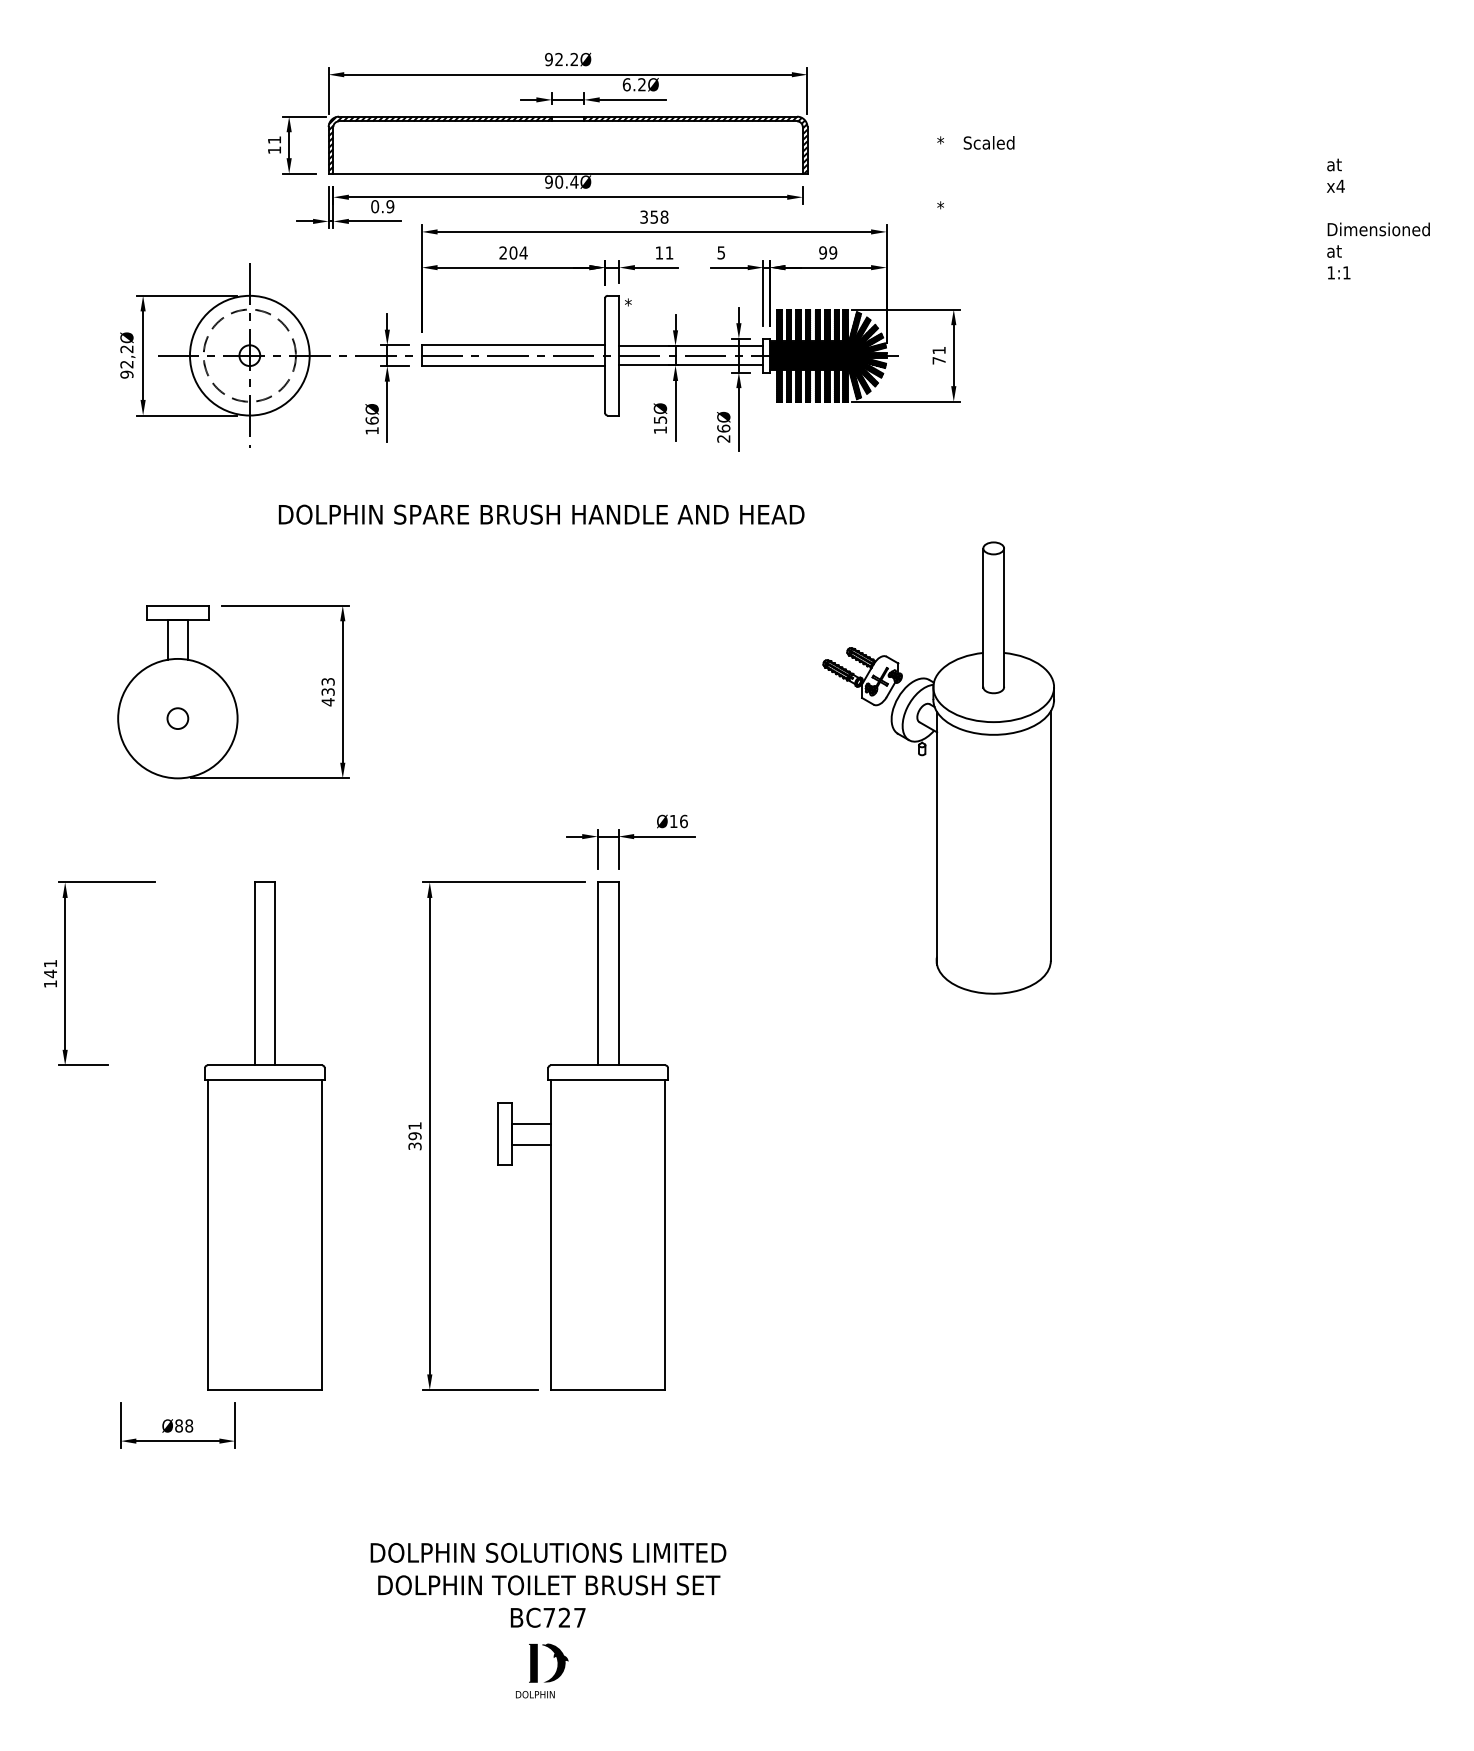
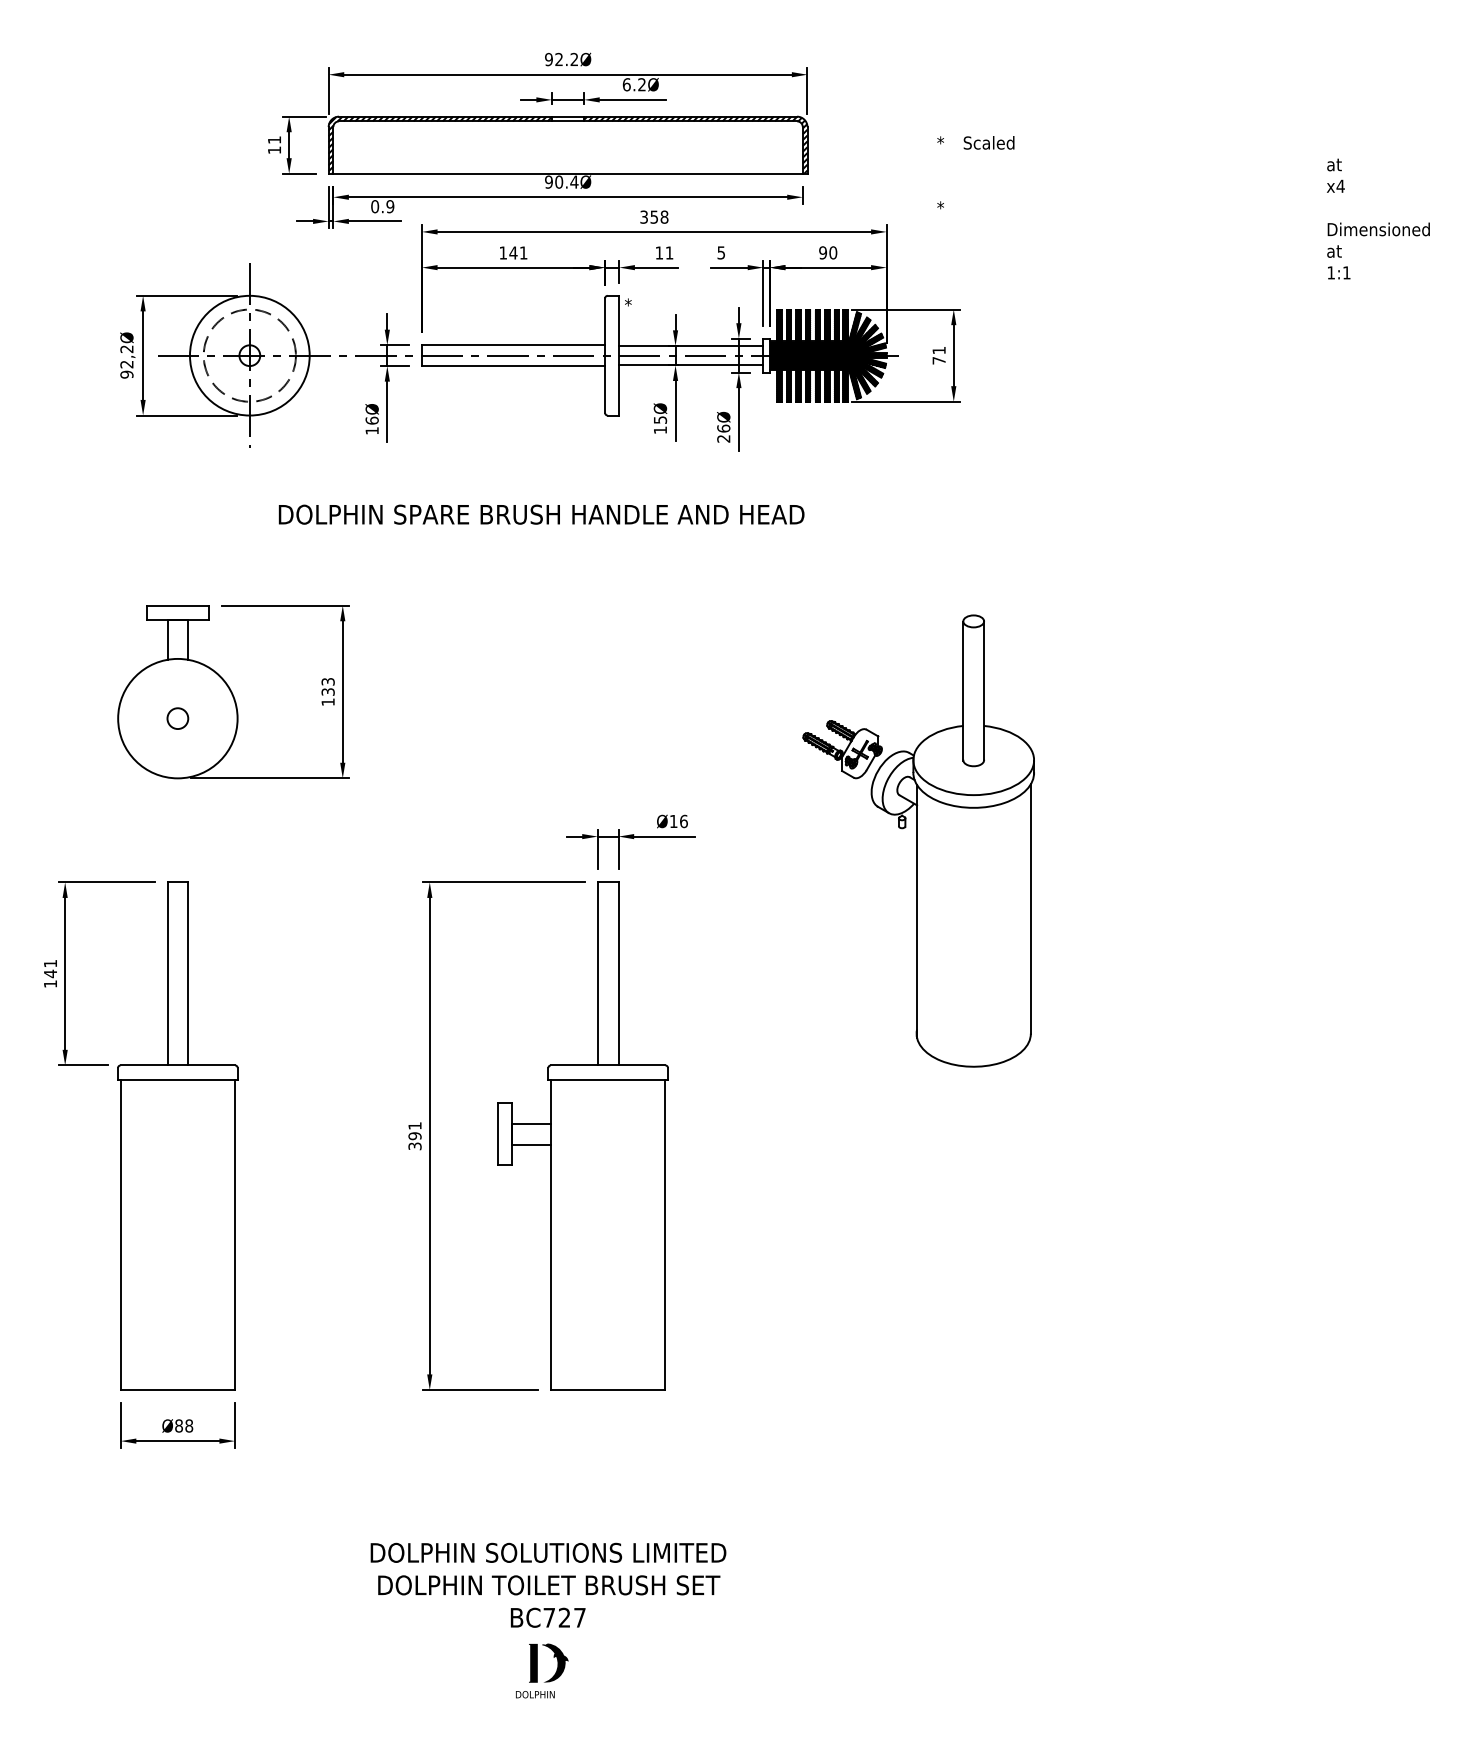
text: 204 -> 141 (513, 252)
text: 99 -> 90 (833, 252)
text: 433 -> 133 (327, 702)
part position: (938, 767) -> (918, 840) (918, 840)
part position: (264, 1135) -> (177, 1135) (177, 1135)
